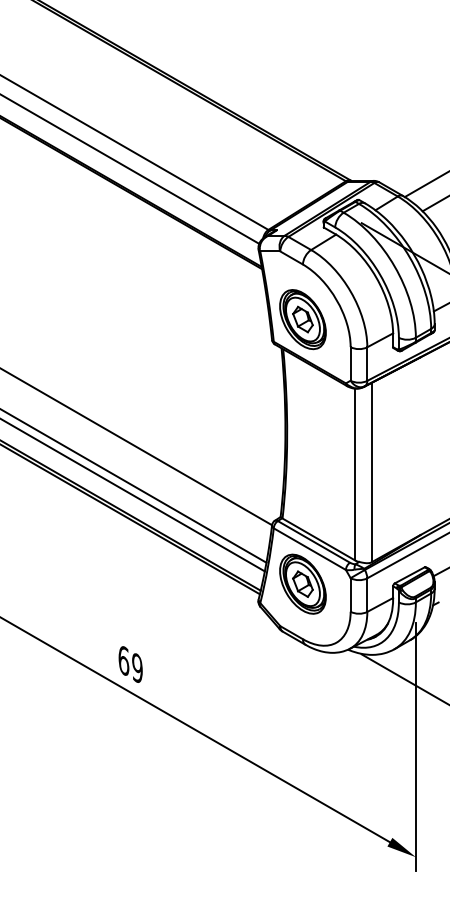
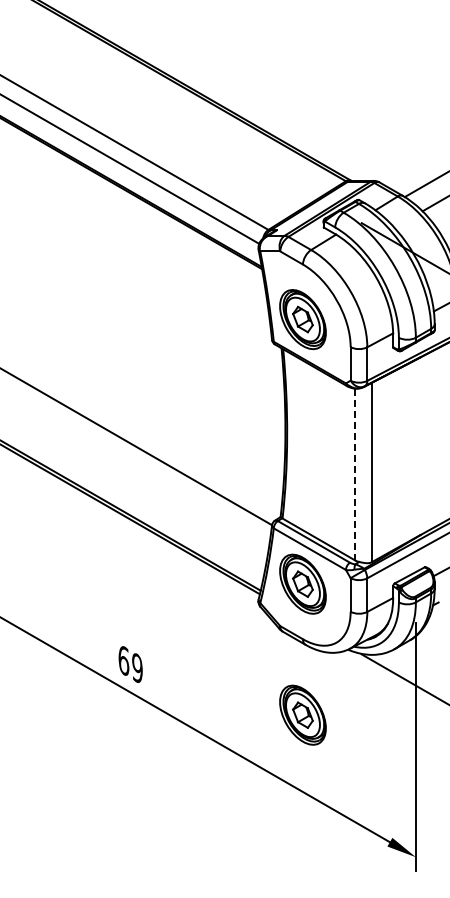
line: solid -> dashed (355, 474)
line: present -> none (134, 486)
line: present -> none (133, 495)
part: none -> present (302, 714)
